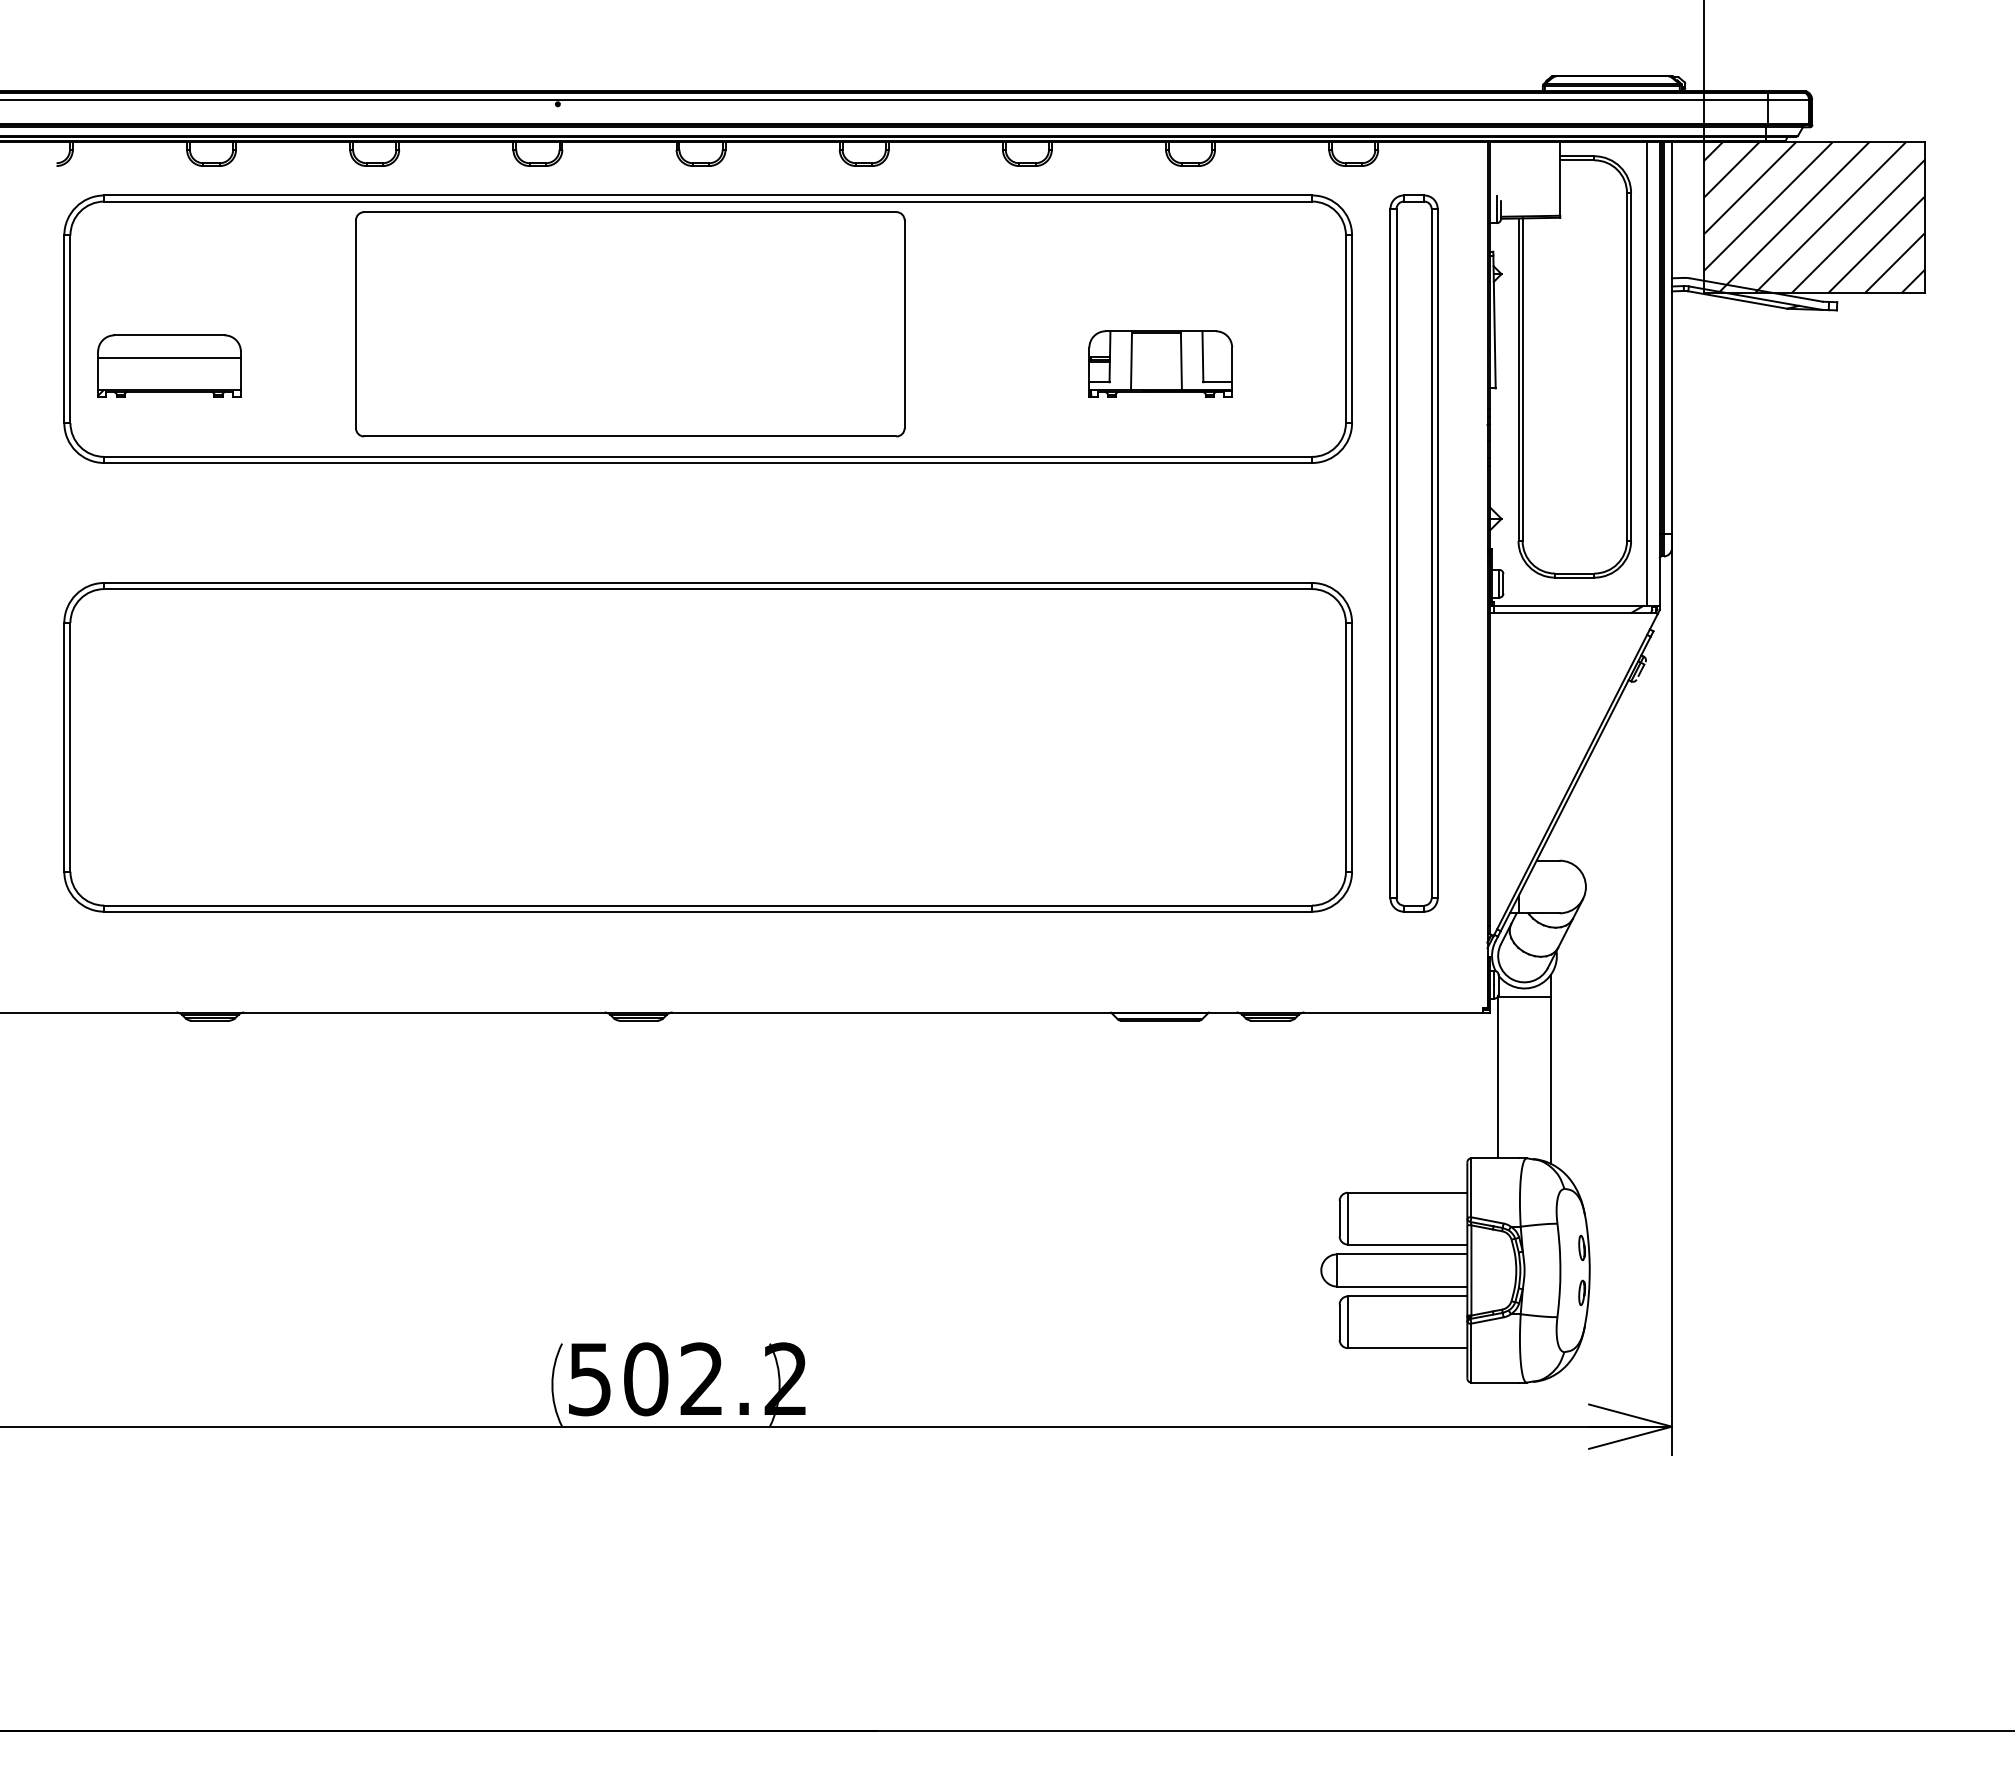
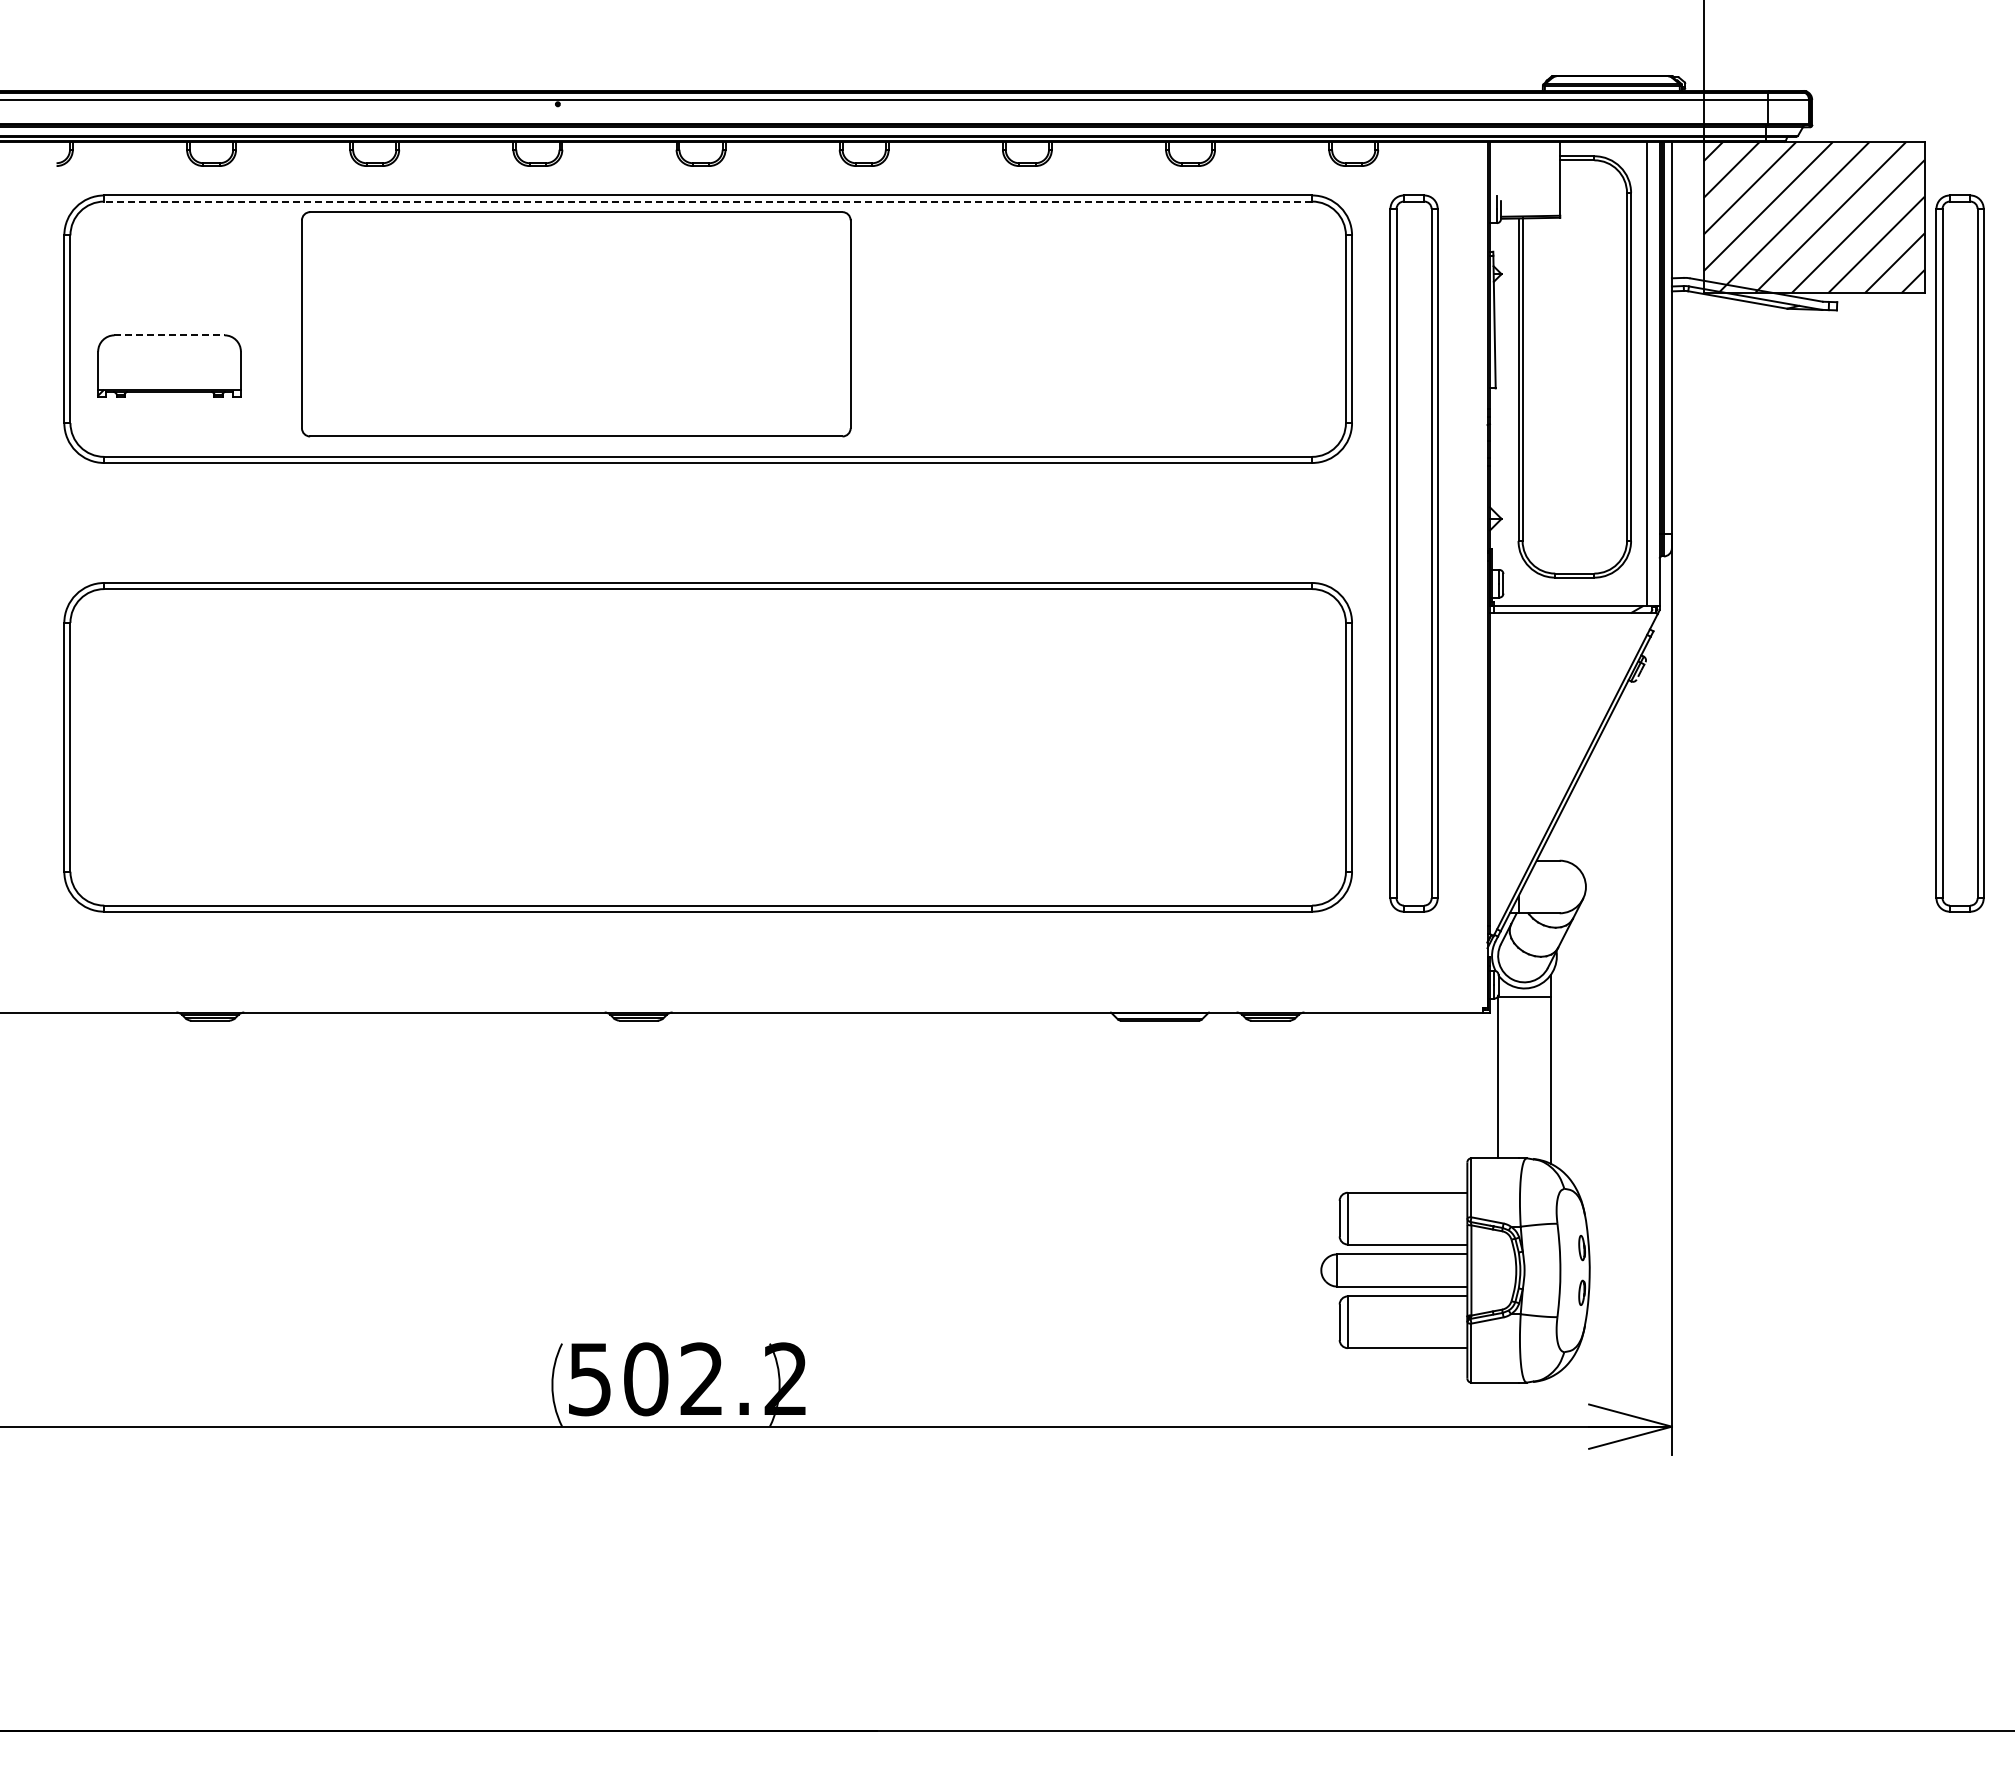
line: solid -> dashed (708, 201)
part position: (630, 324) -> (576, 324) (576, 324)
line: solid -> dashed (170, 335)
line: present -> none (169, 357)
part: present -> none (1160, 363)
part: none -> present (1959, 553)
